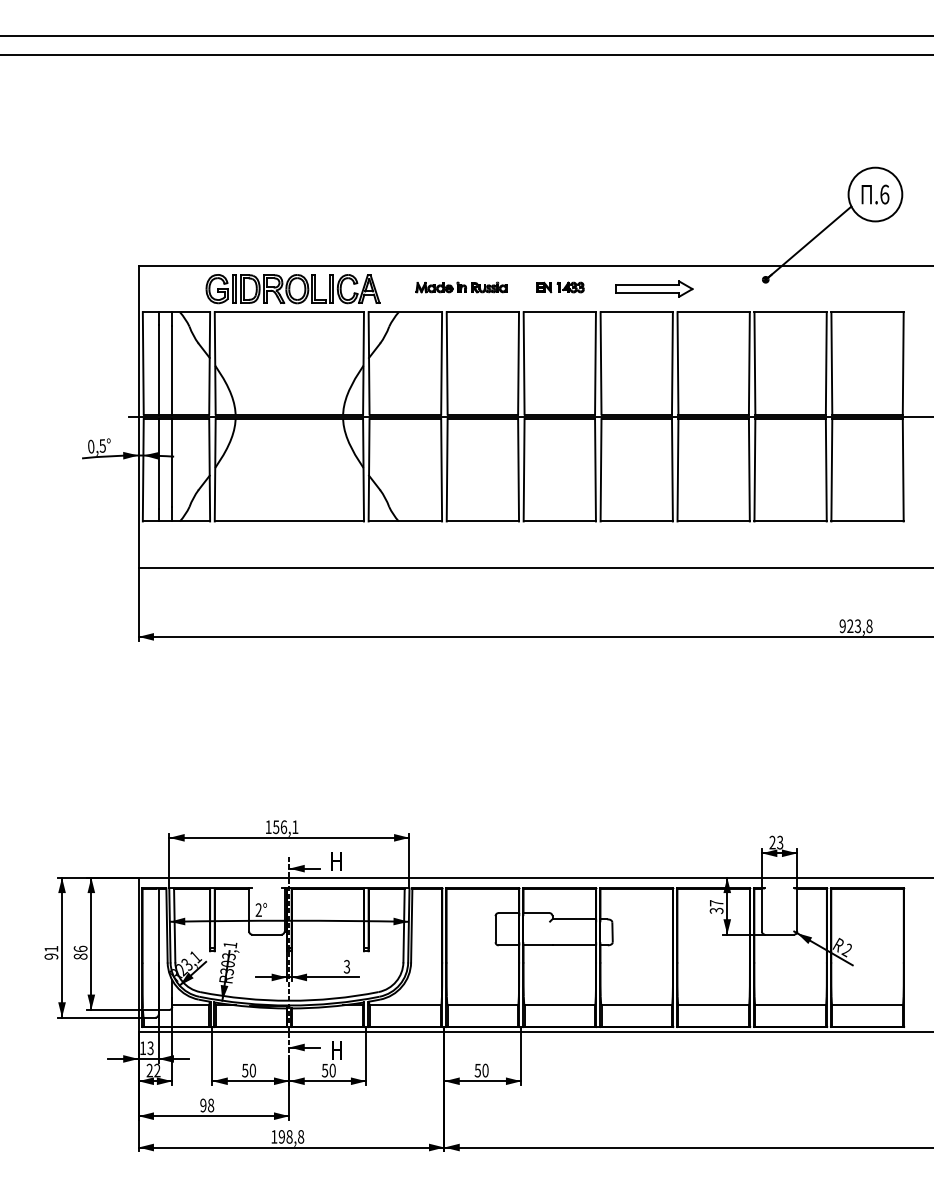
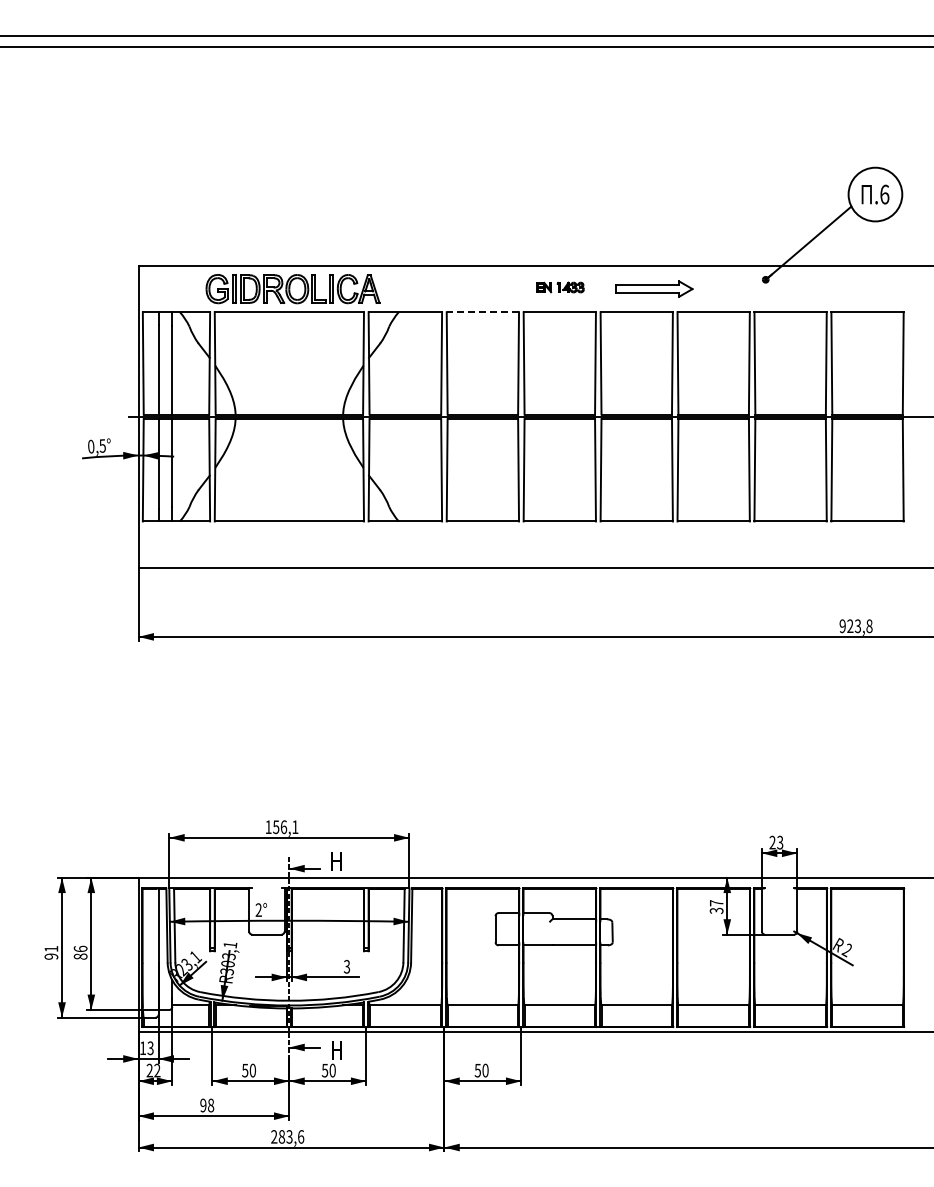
line position: (466, 54) -> (466, 46) (466, 46)
part: present -> none (461, 287)
line: solid -> dashed (482, 312)
text: 198,8 -> 283,6 (287, 1136)
